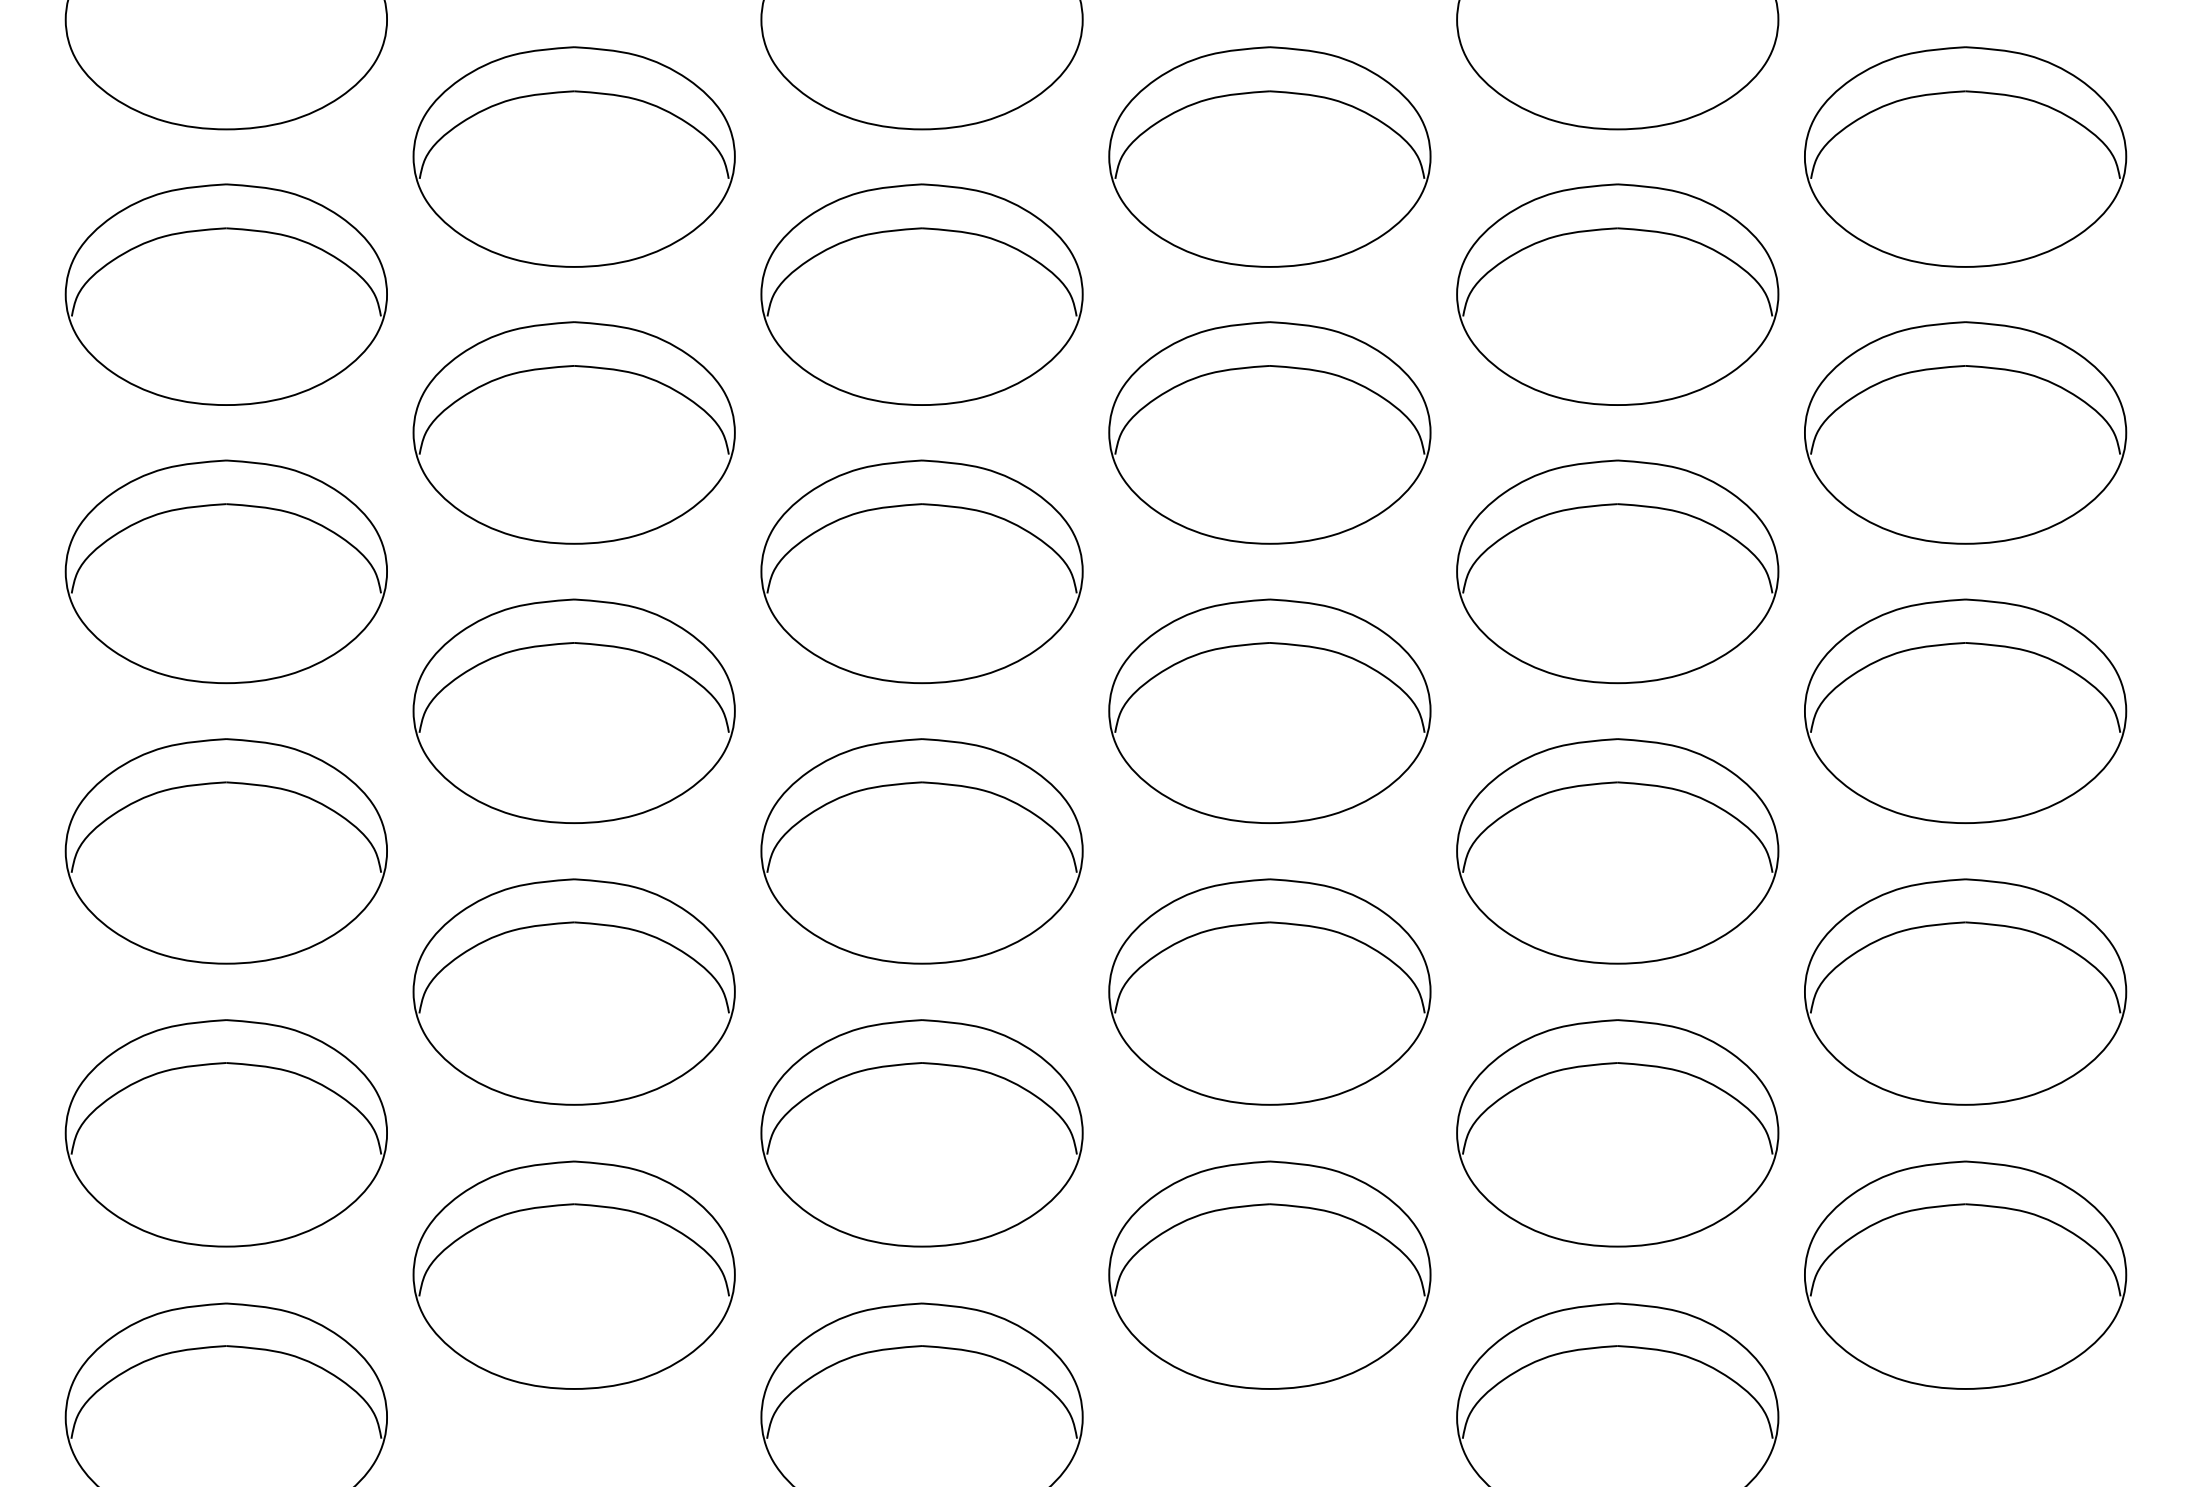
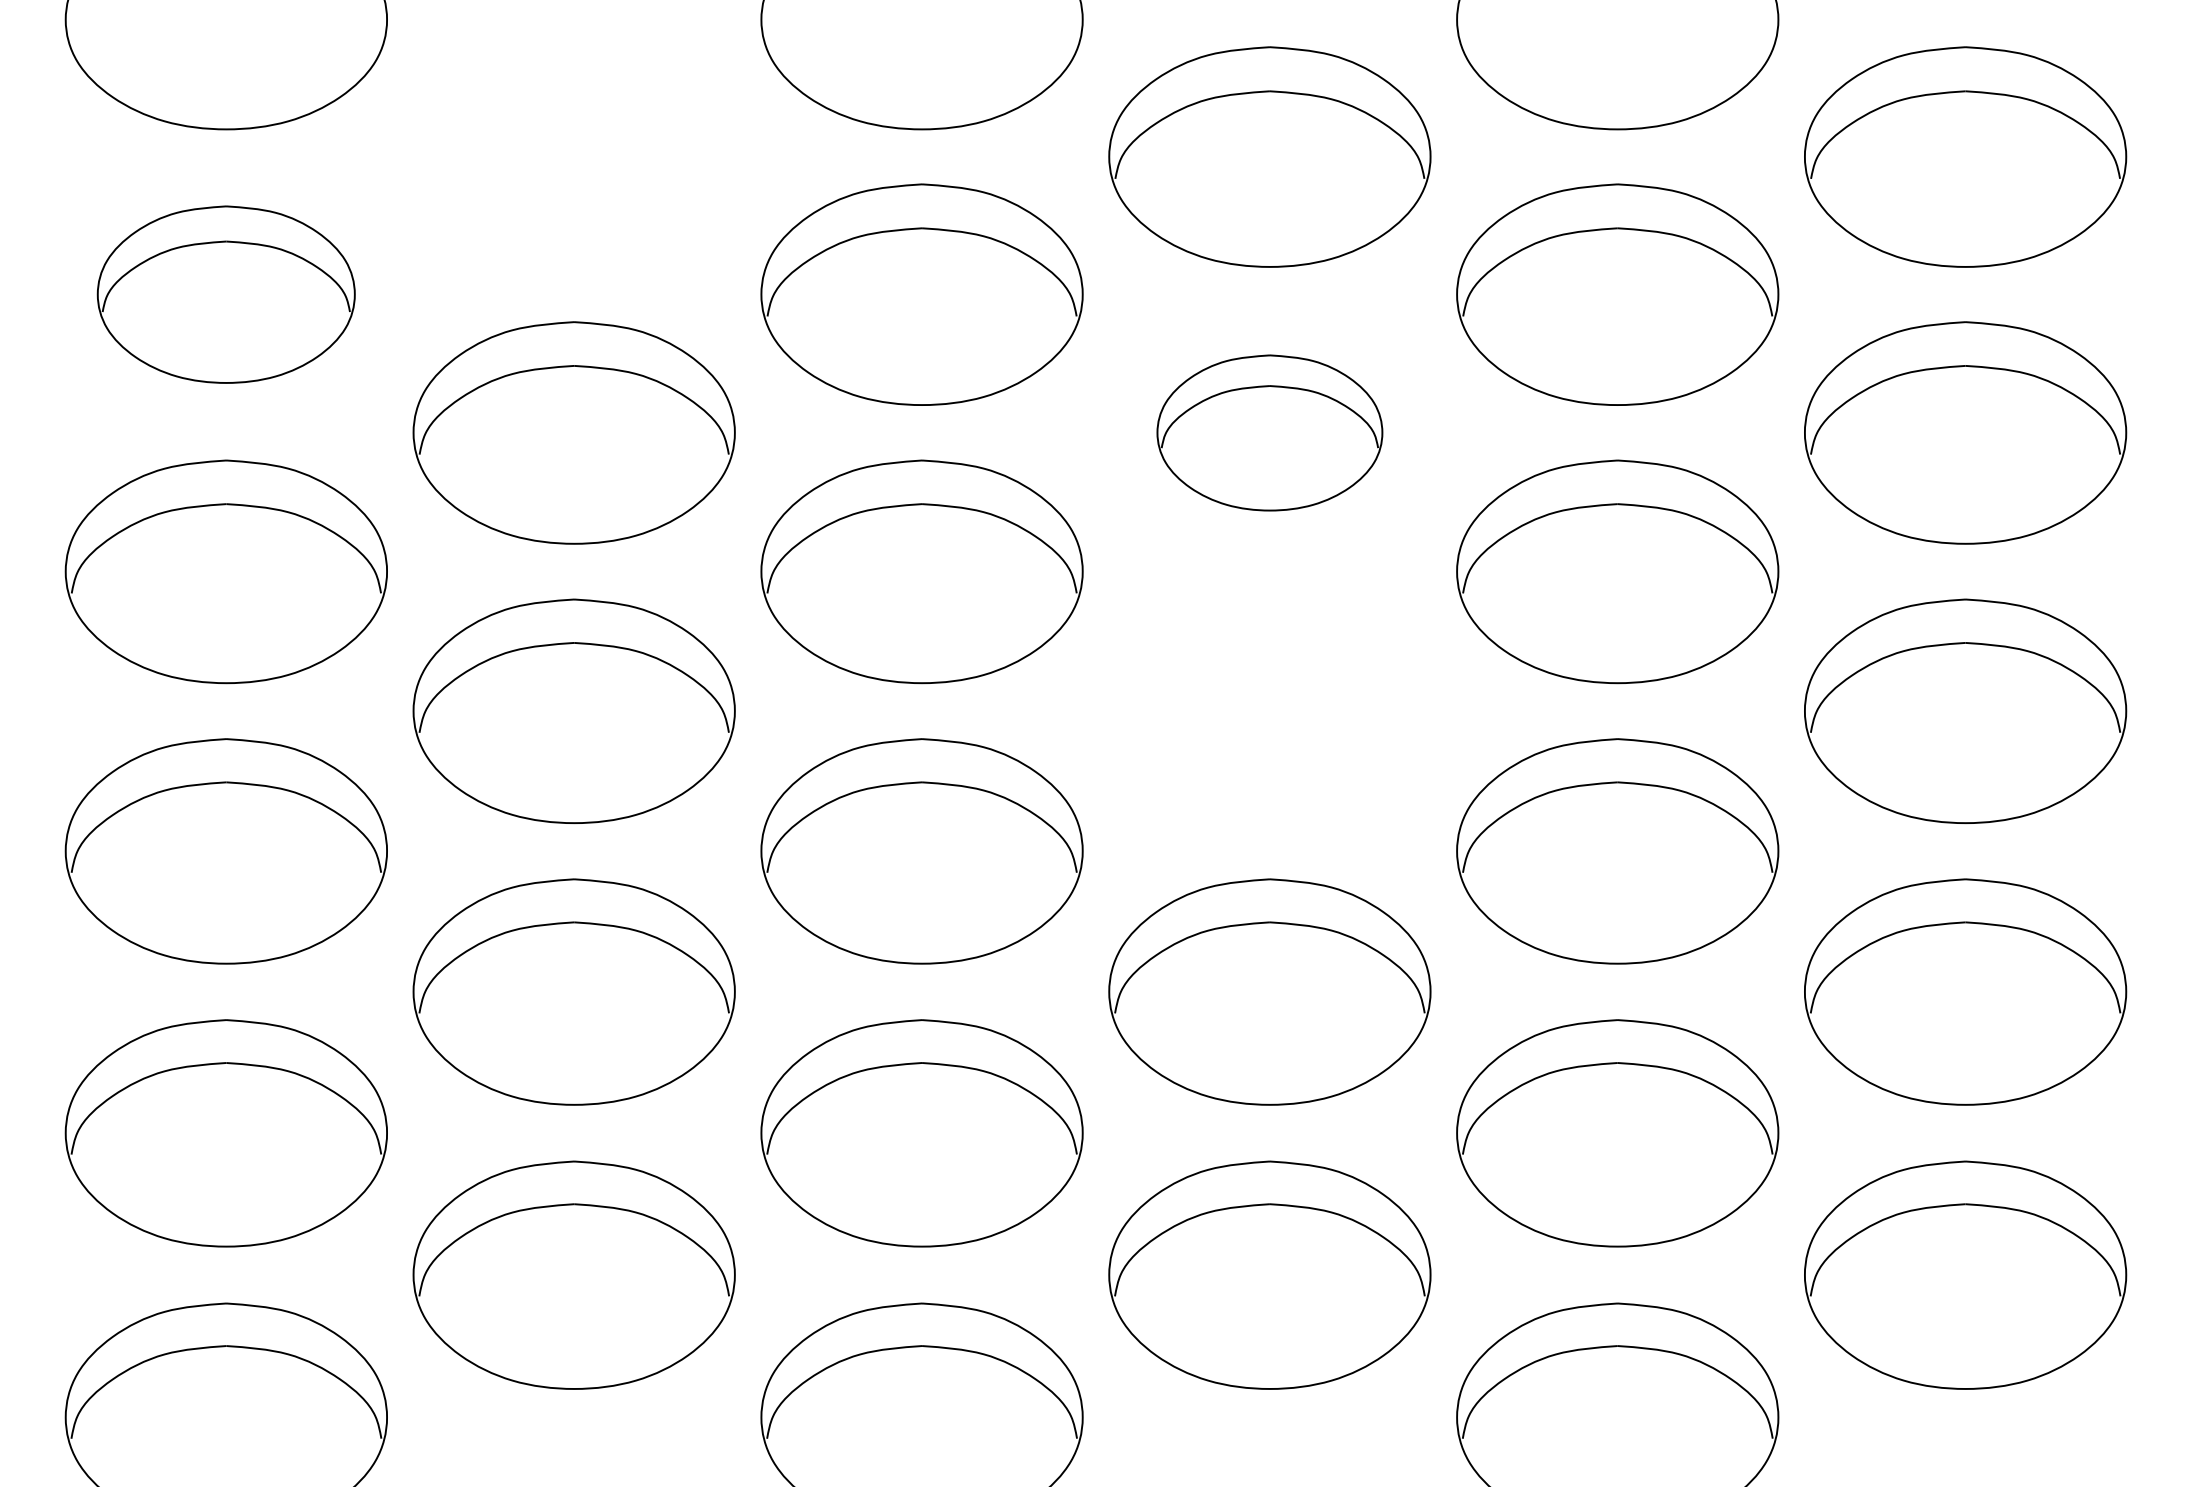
part: present -> none (573, 156)
part size: 324x223 px -> 260x179 px (225, 294)
part size: 324x224 px -> 228x158 px (1269, 432)
part: present -> none (1269, 710)
